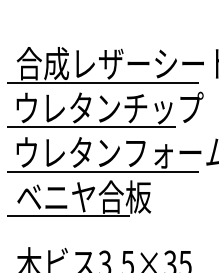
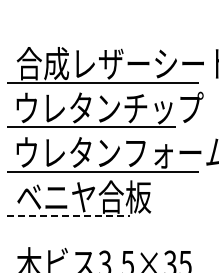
line: solid -> dashed (68, 216)
